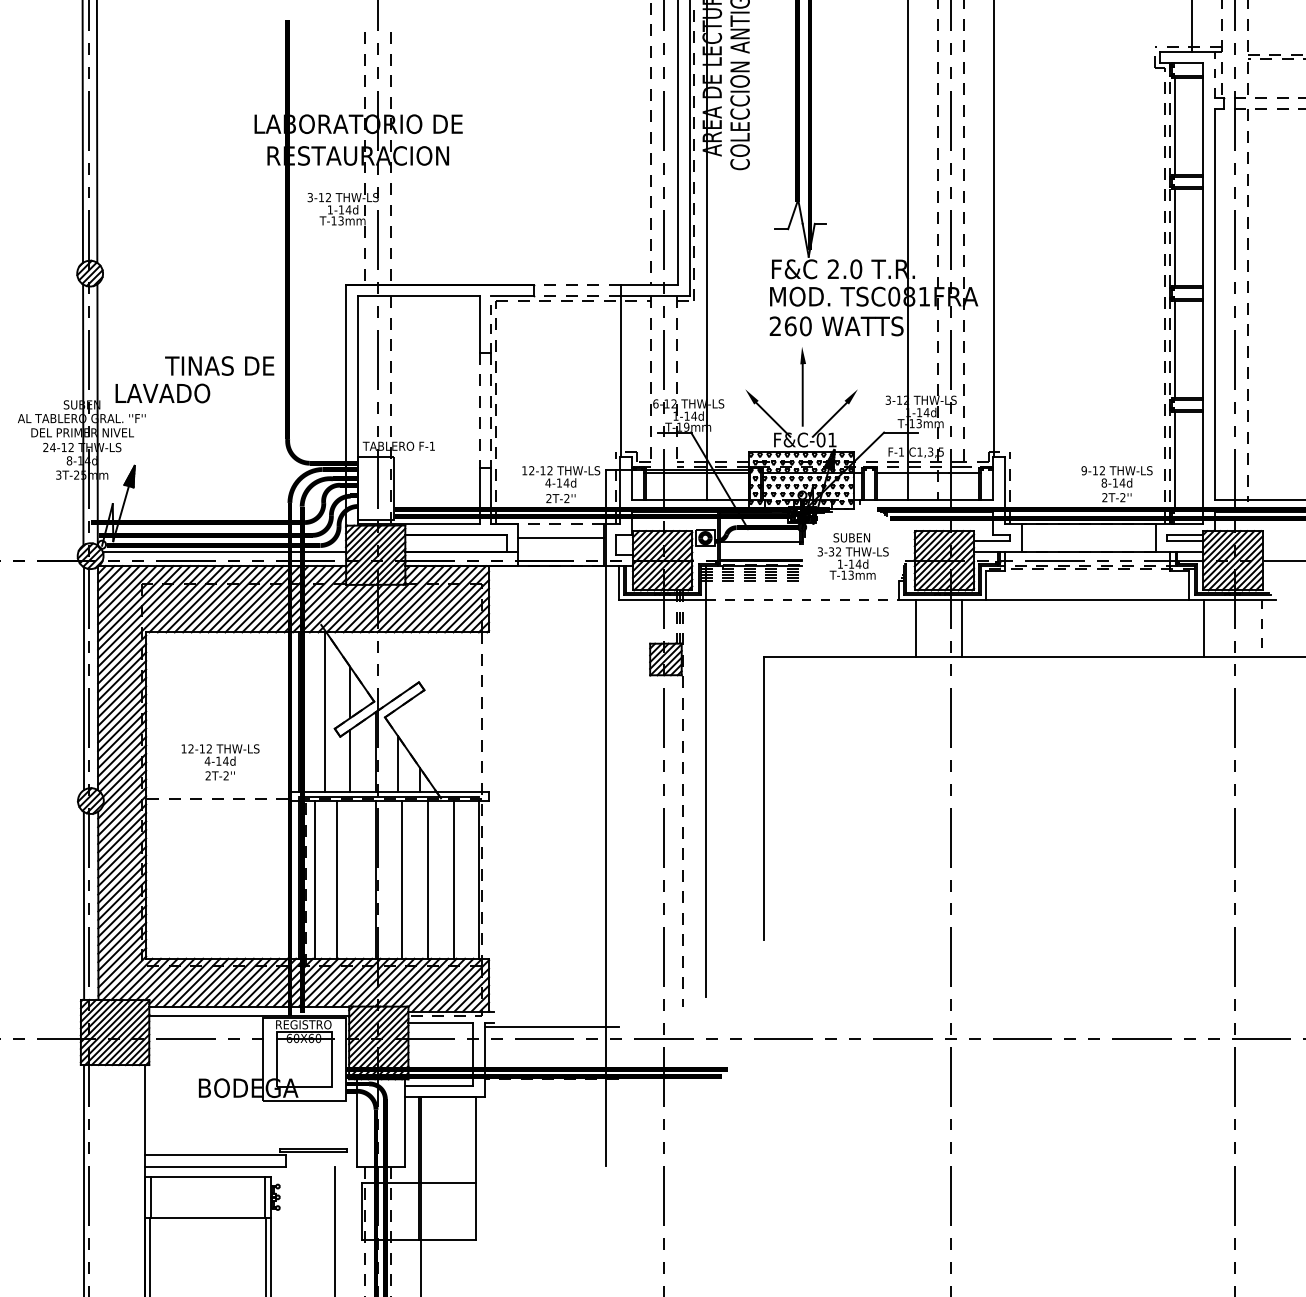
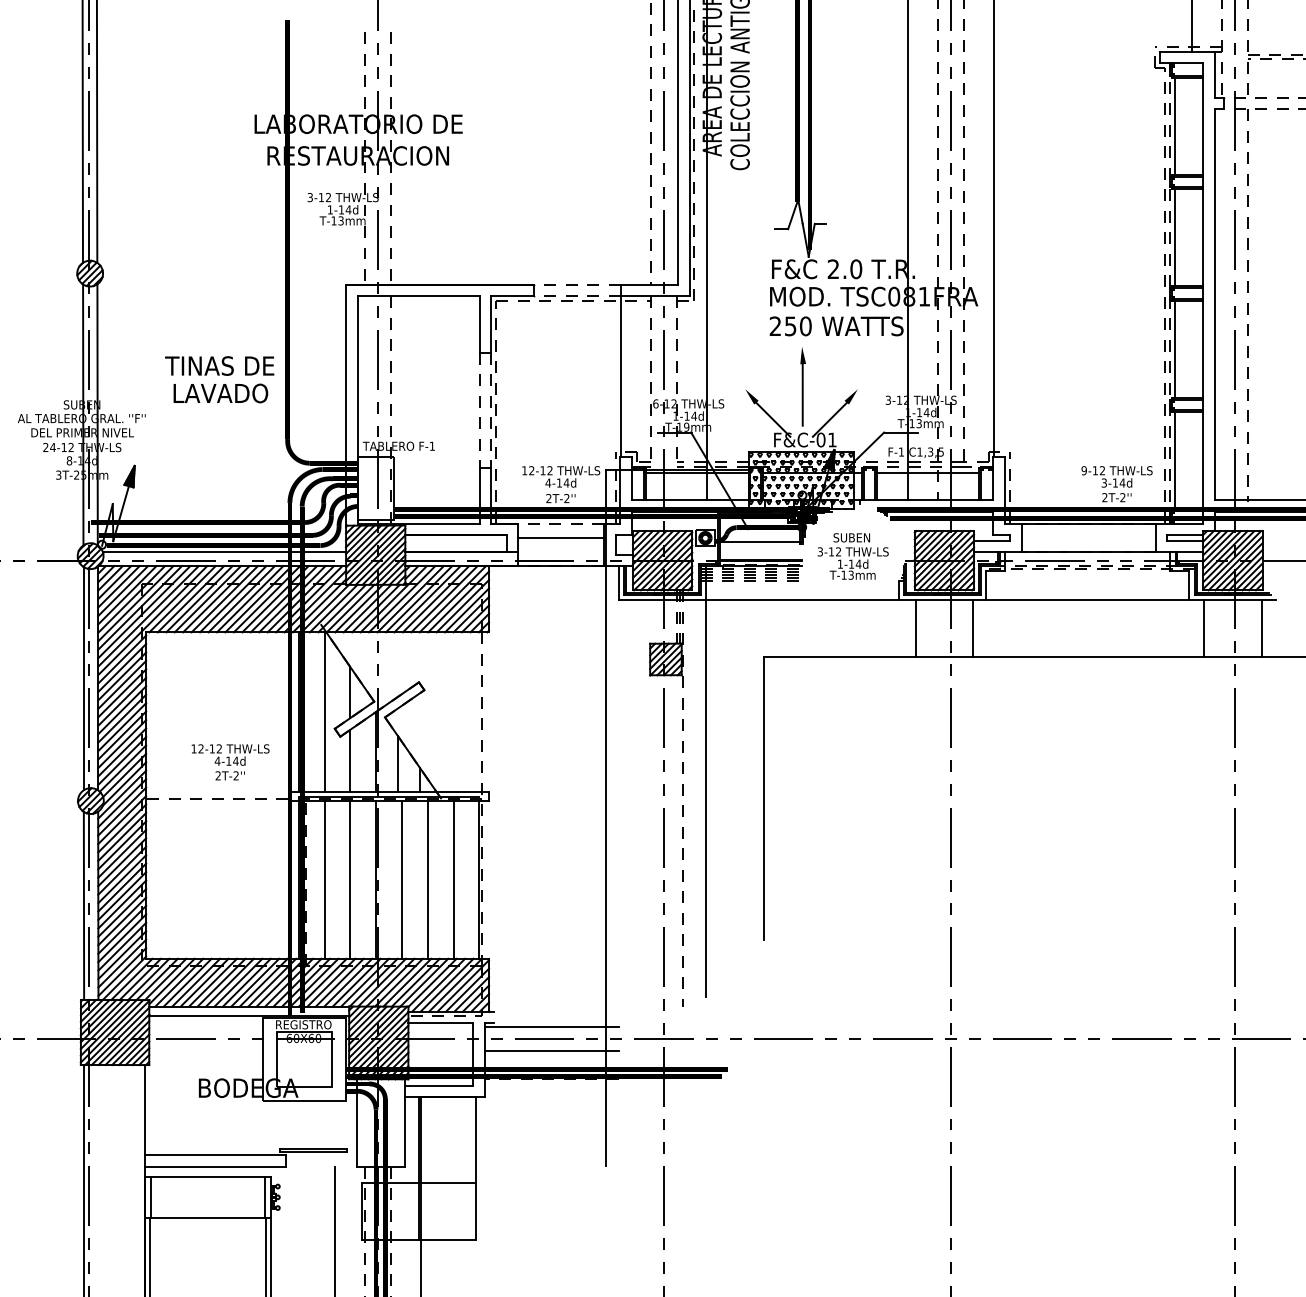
line: dashed -> solid (1214, 74)
line: dashed -> solid (491, 324)
text: 260 -> 250 (790, 326)
text position: (162, 393) -> (220, 393) (220, 393)
text: 8-14d -> 3-14d (1103, 482)
text: 3-32 -> 3-12 (831, 551)
line: dashed -> solid (803, 599)
line position: (962, 628) -> (973, 628) (973, 628)
line: dashed -> solid (1261, 628)
text position: (220, 762) -> (230, 762) (230, 762)
line position: (314, 879) -> (324, 879) (324, 879)
line position: (337, 879) -> (350, 879) (350, 879)
line: none -> present (551, 1050)
